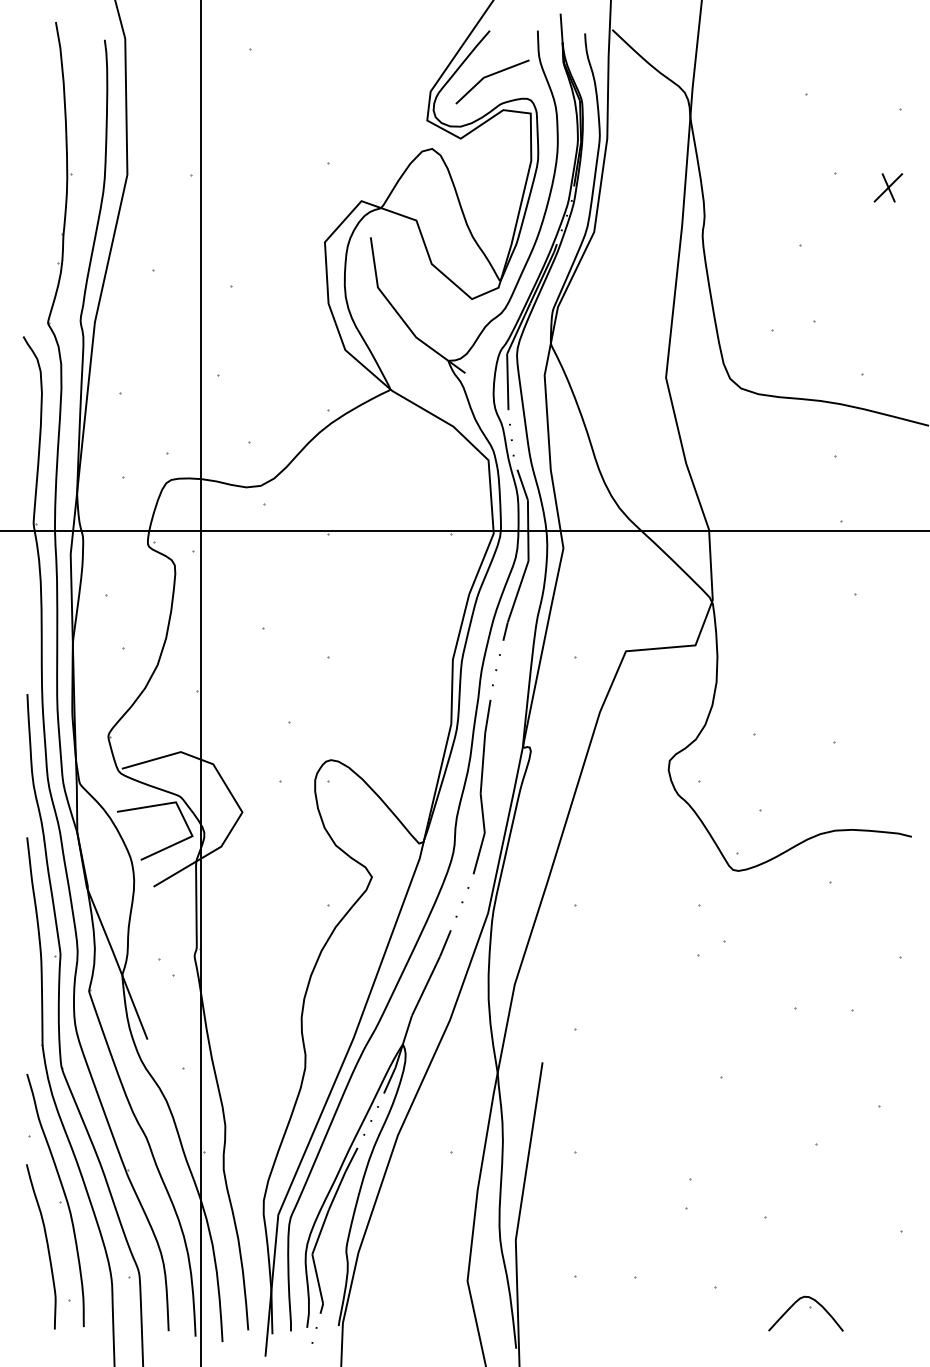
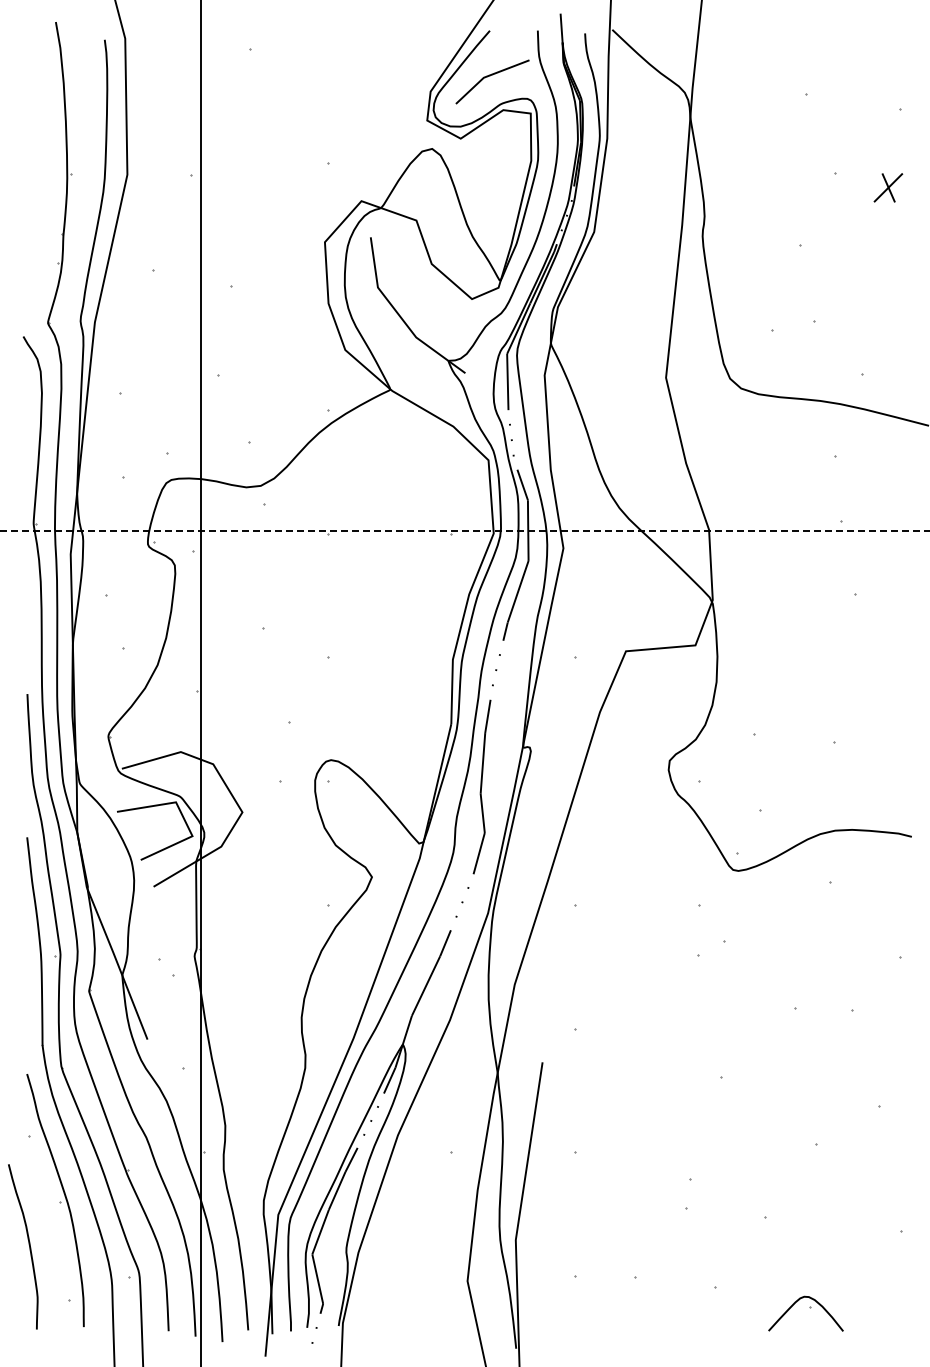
line: solid -> dashed (464, 530)
curve position: (46, 1244) -> (28, 1244) (28, 1244)
